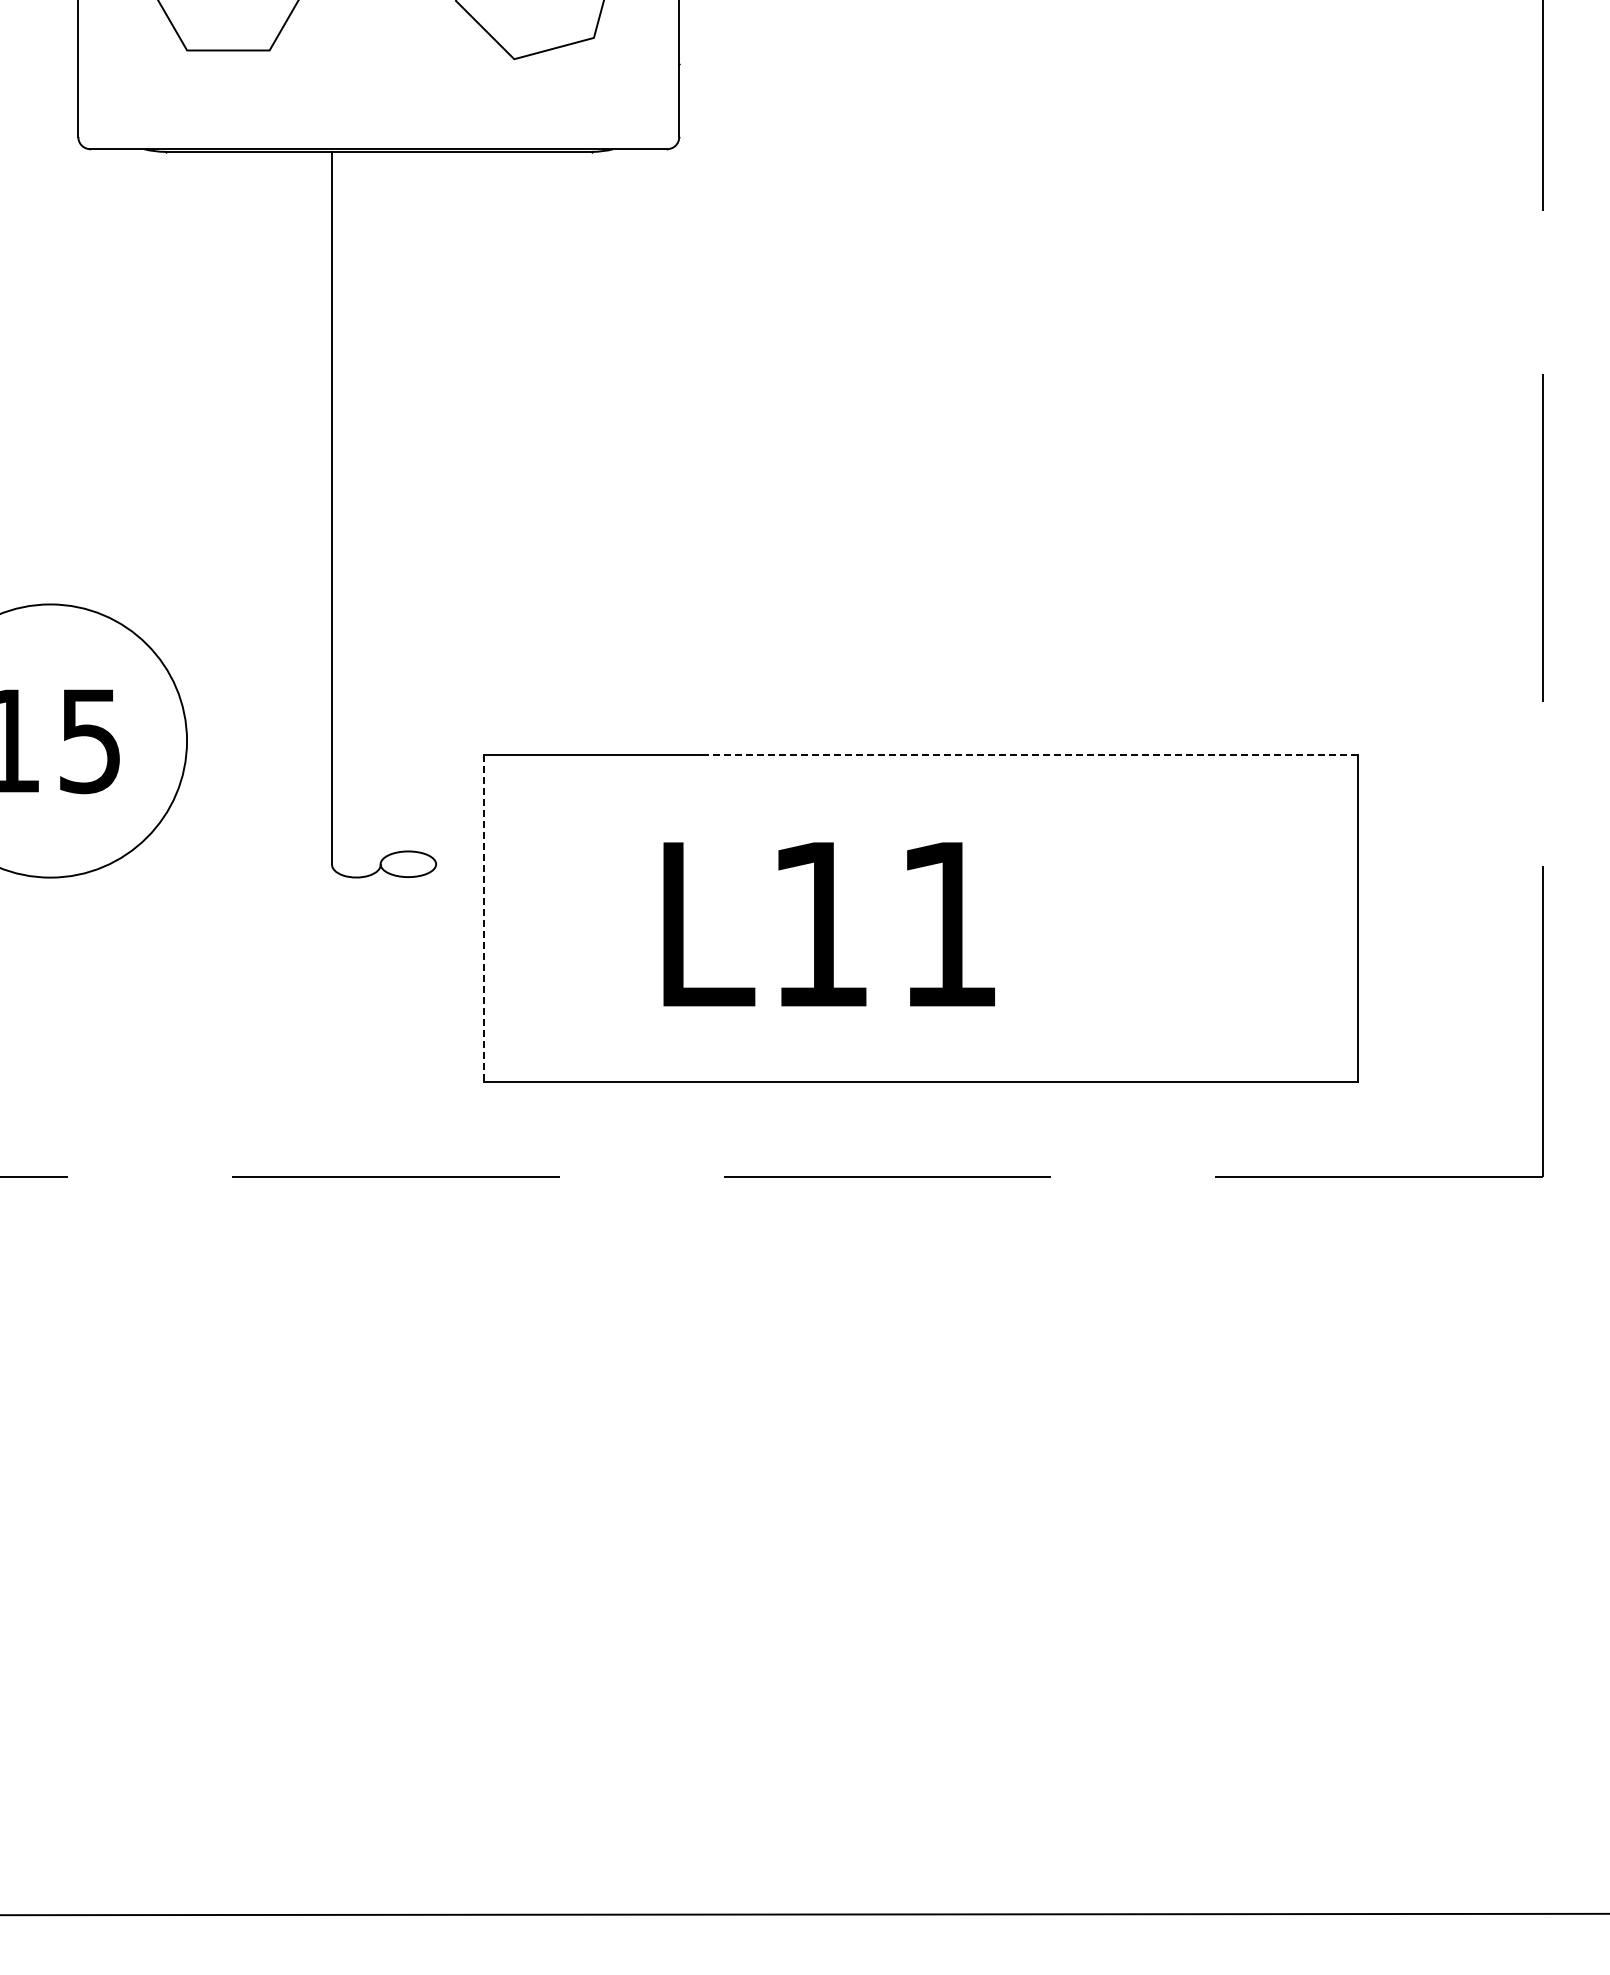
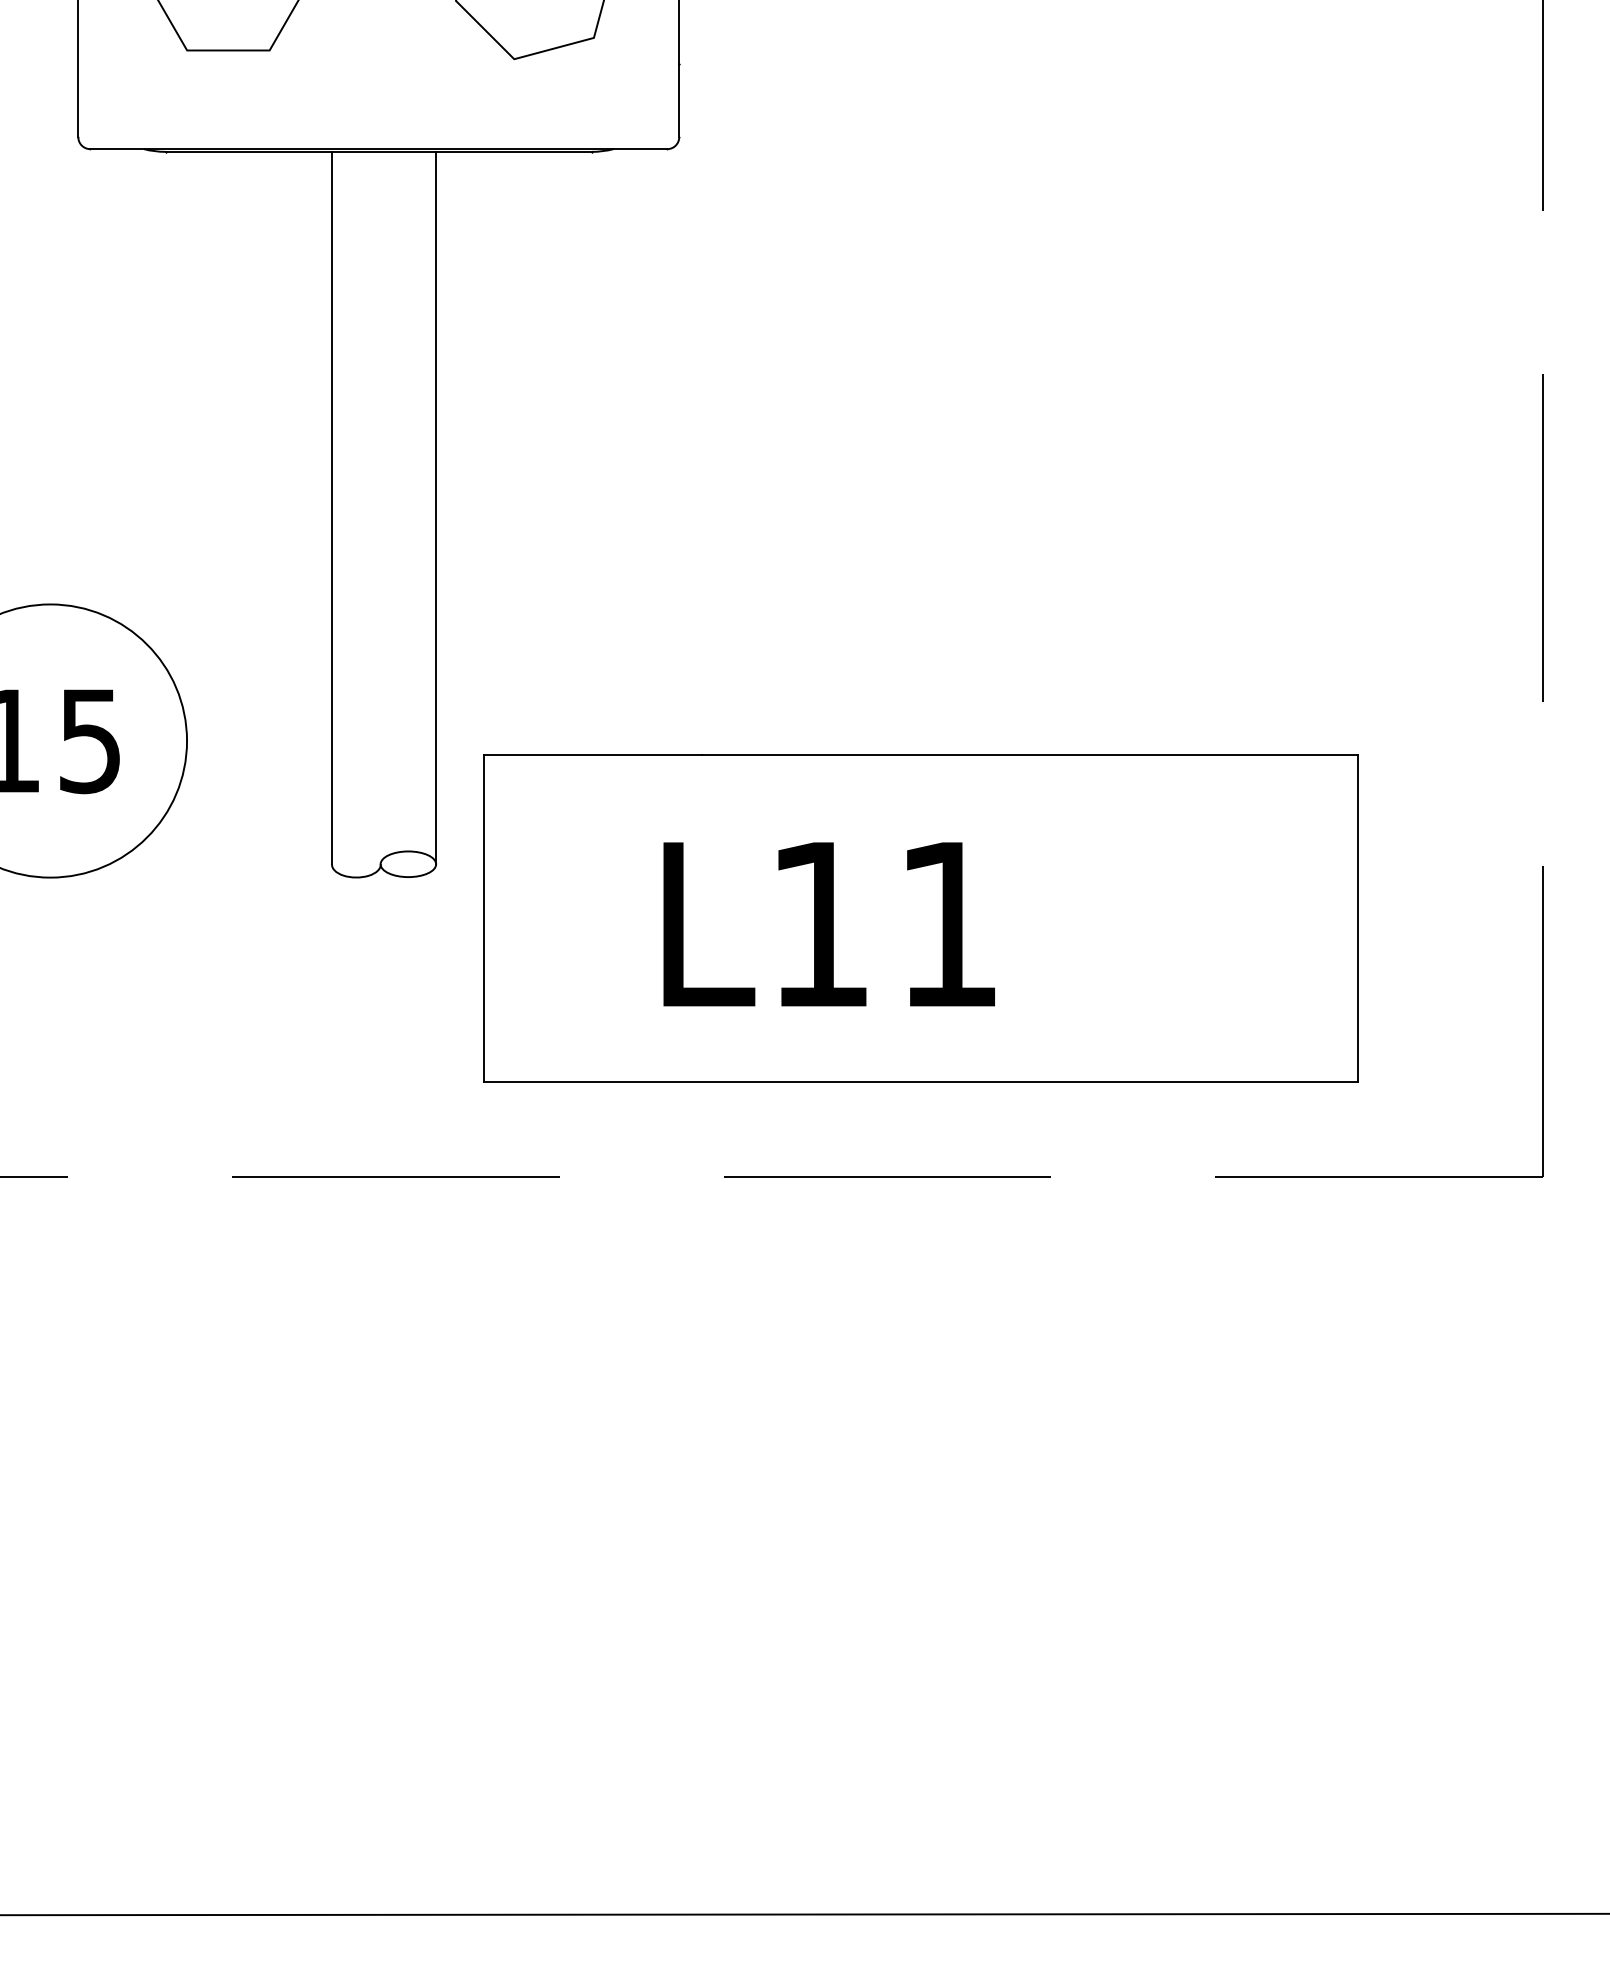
line: none -> present (436, 507)
line: dashed -> solid (1030, 754)
line: dashed -> solid (483, 918)
